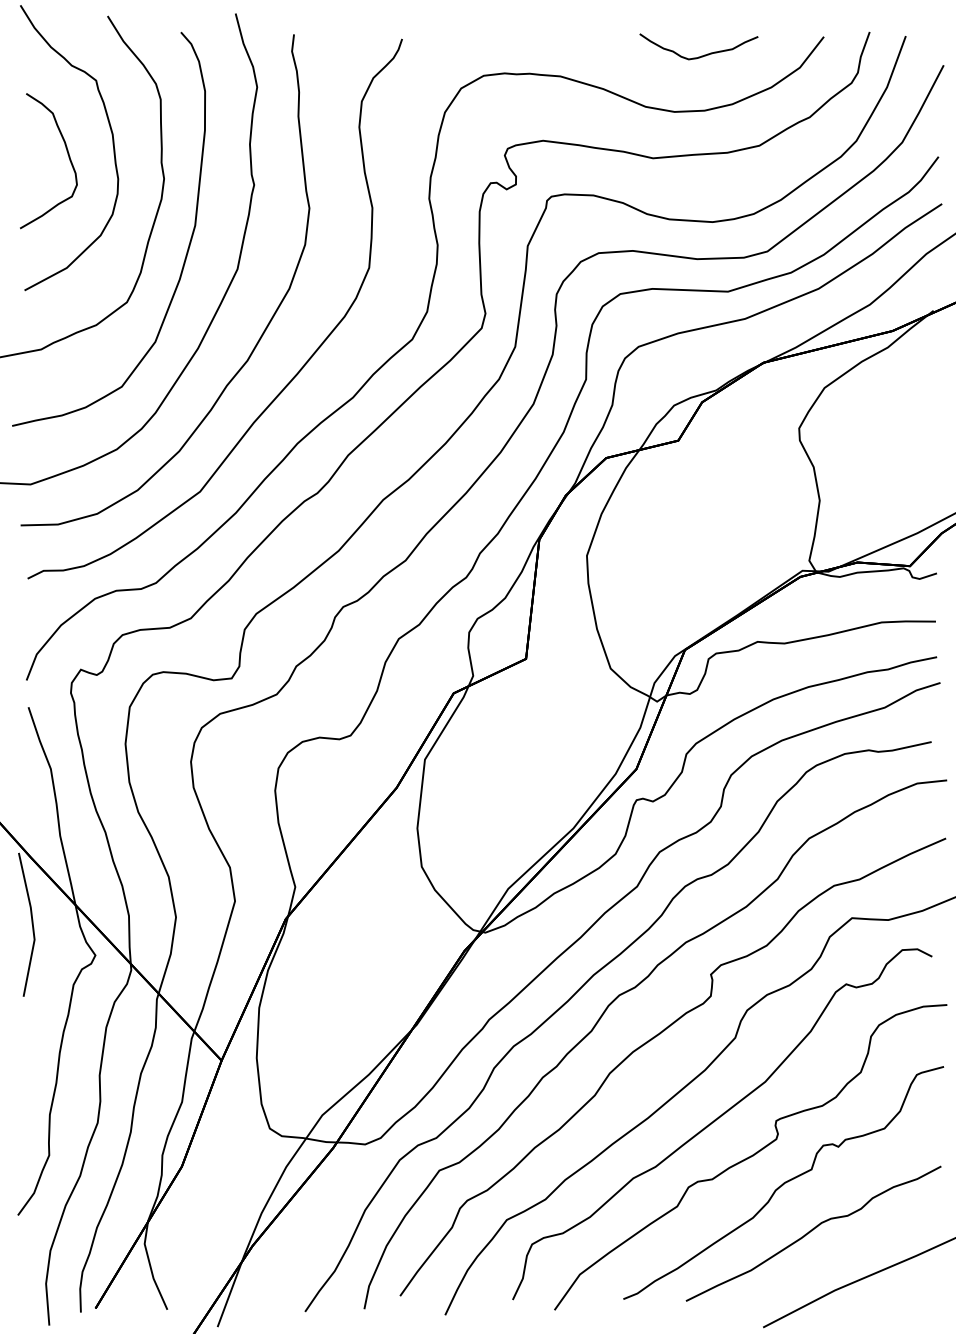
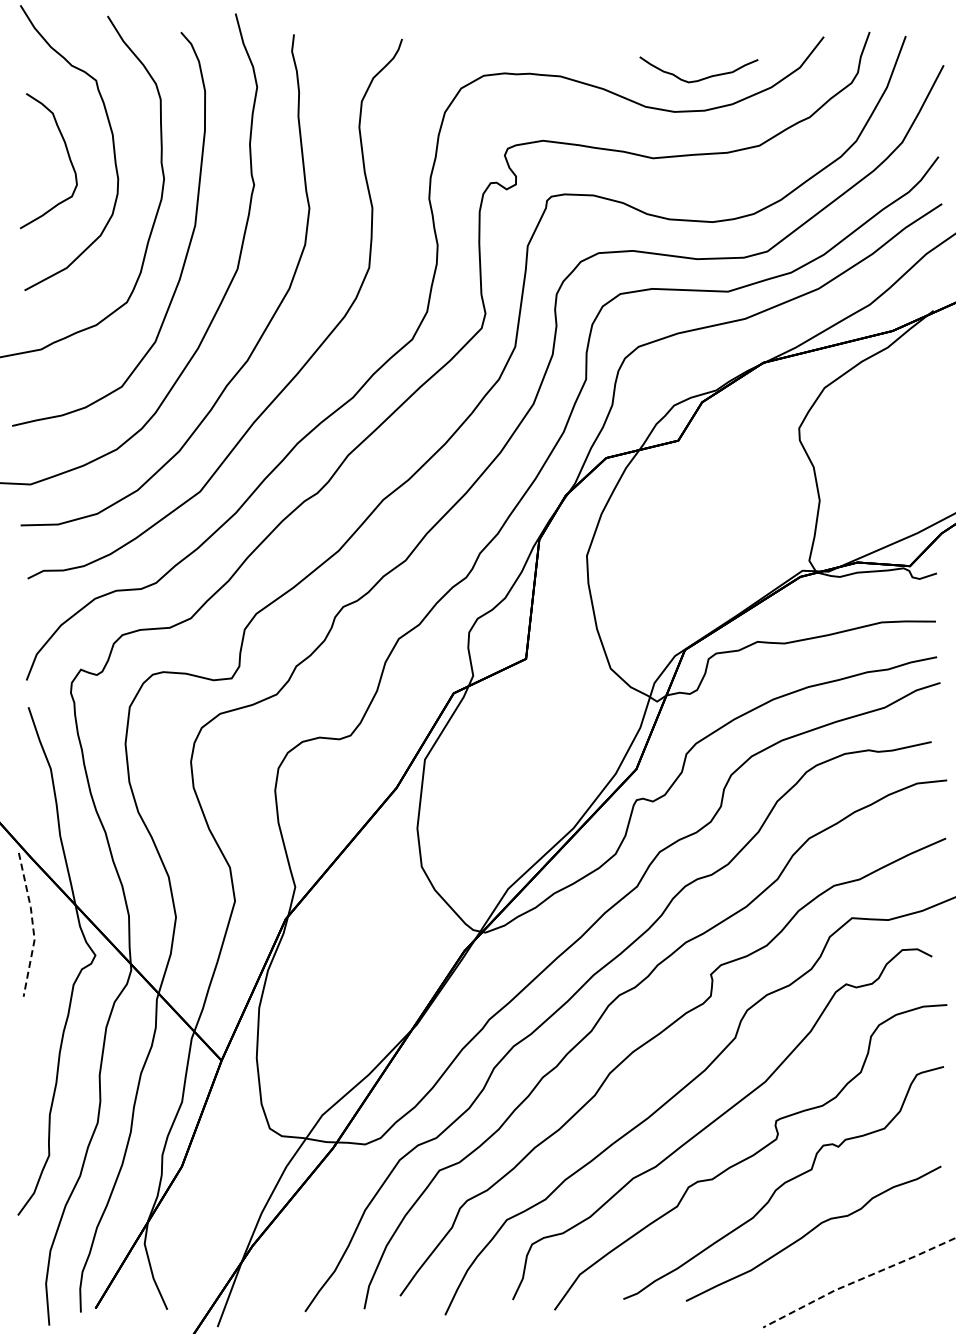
curve position: (701, 55) -> (701, 78) (701, 78)
line: solid -> dashed (32, 925)
line: solid -> dashed (857, 1280)
